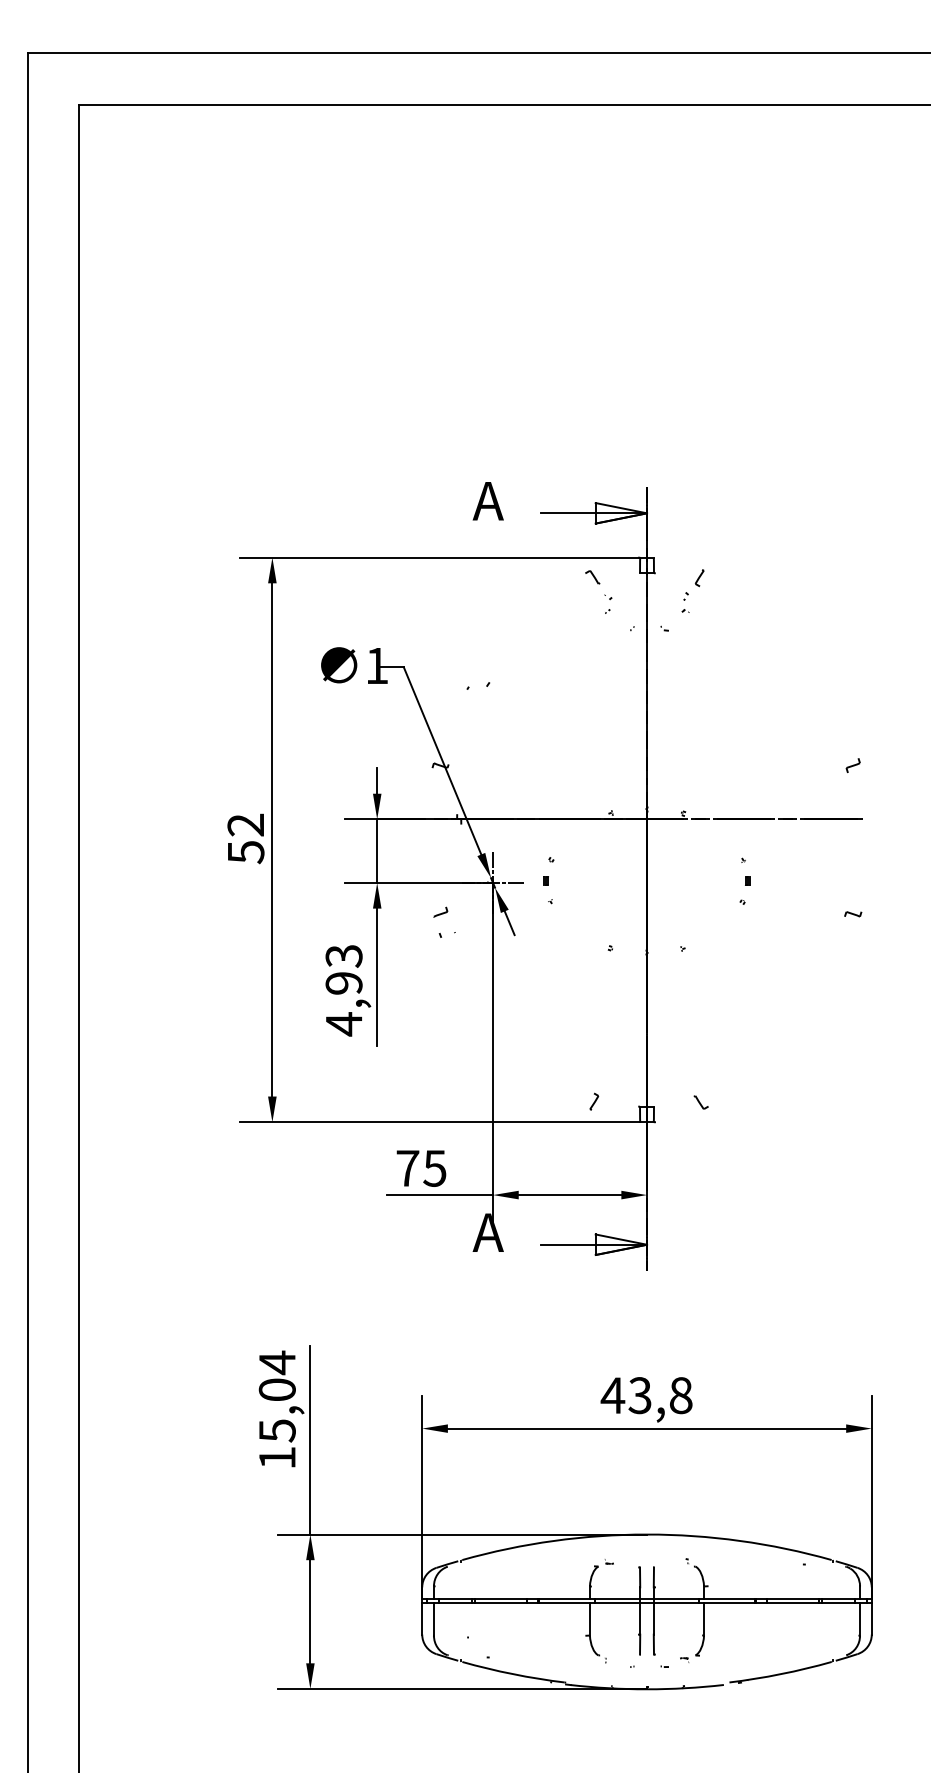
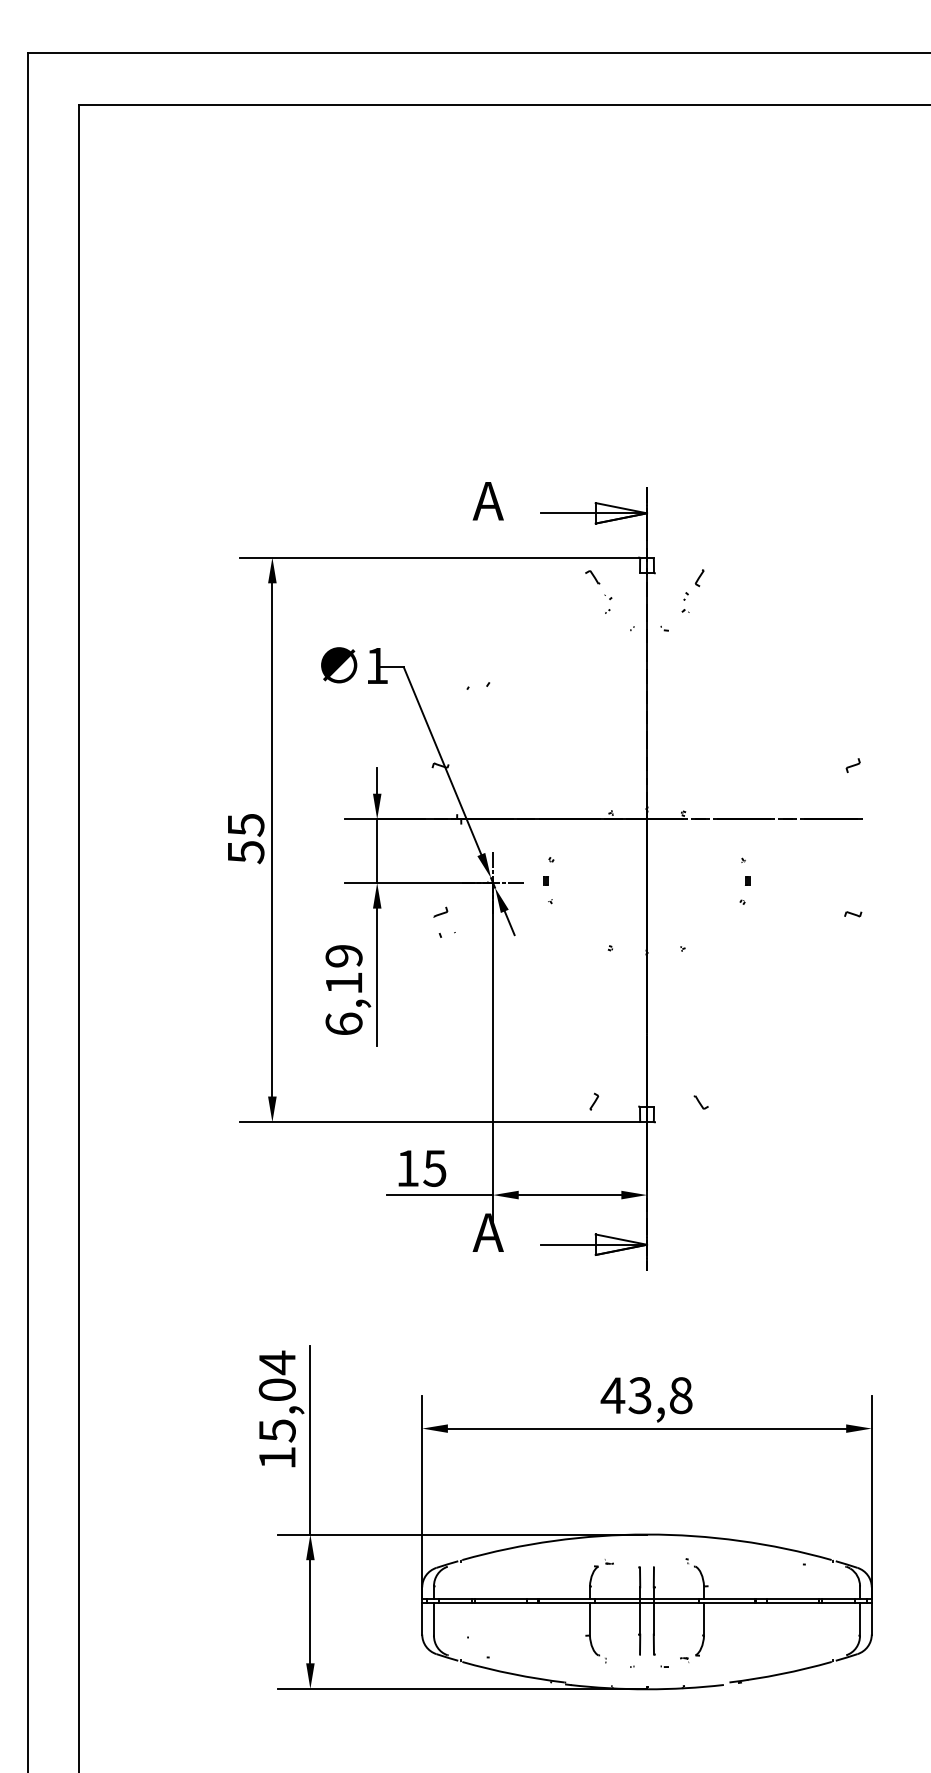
text: 52 -> 55 (245, 824)
text: 4,93 -> 6,19 (343, 990)
text: 75 -> 15 (407, 1168)
